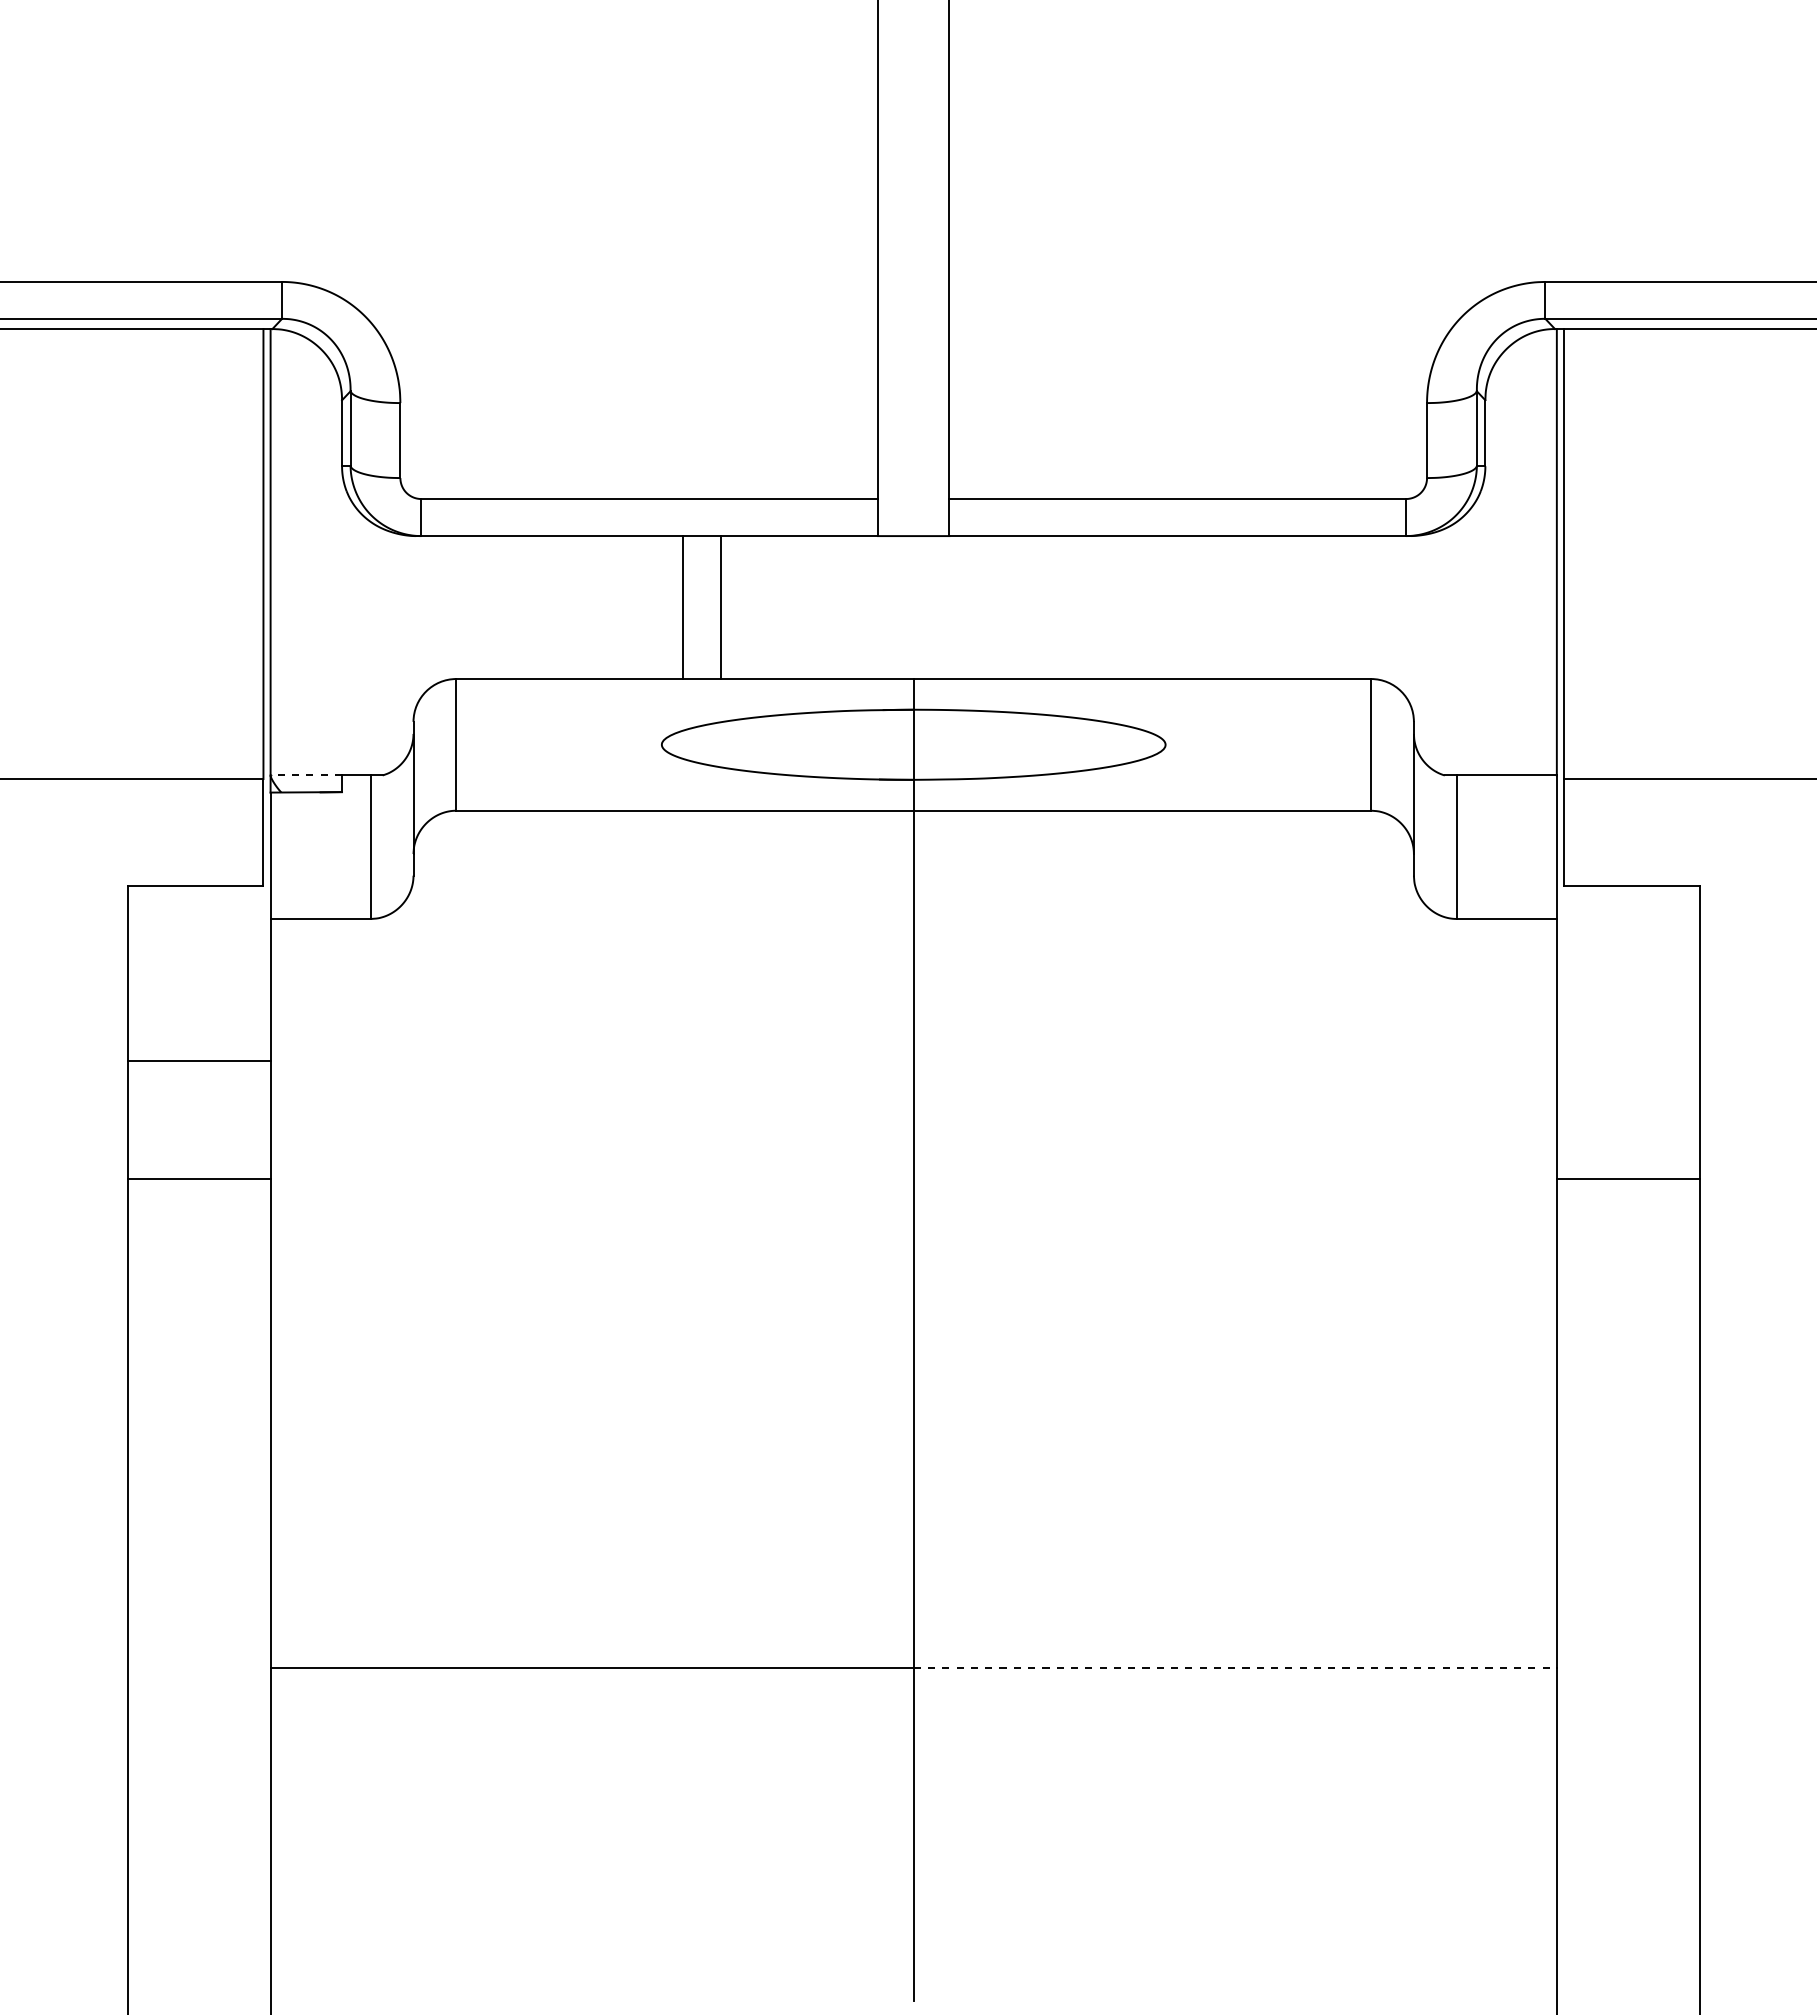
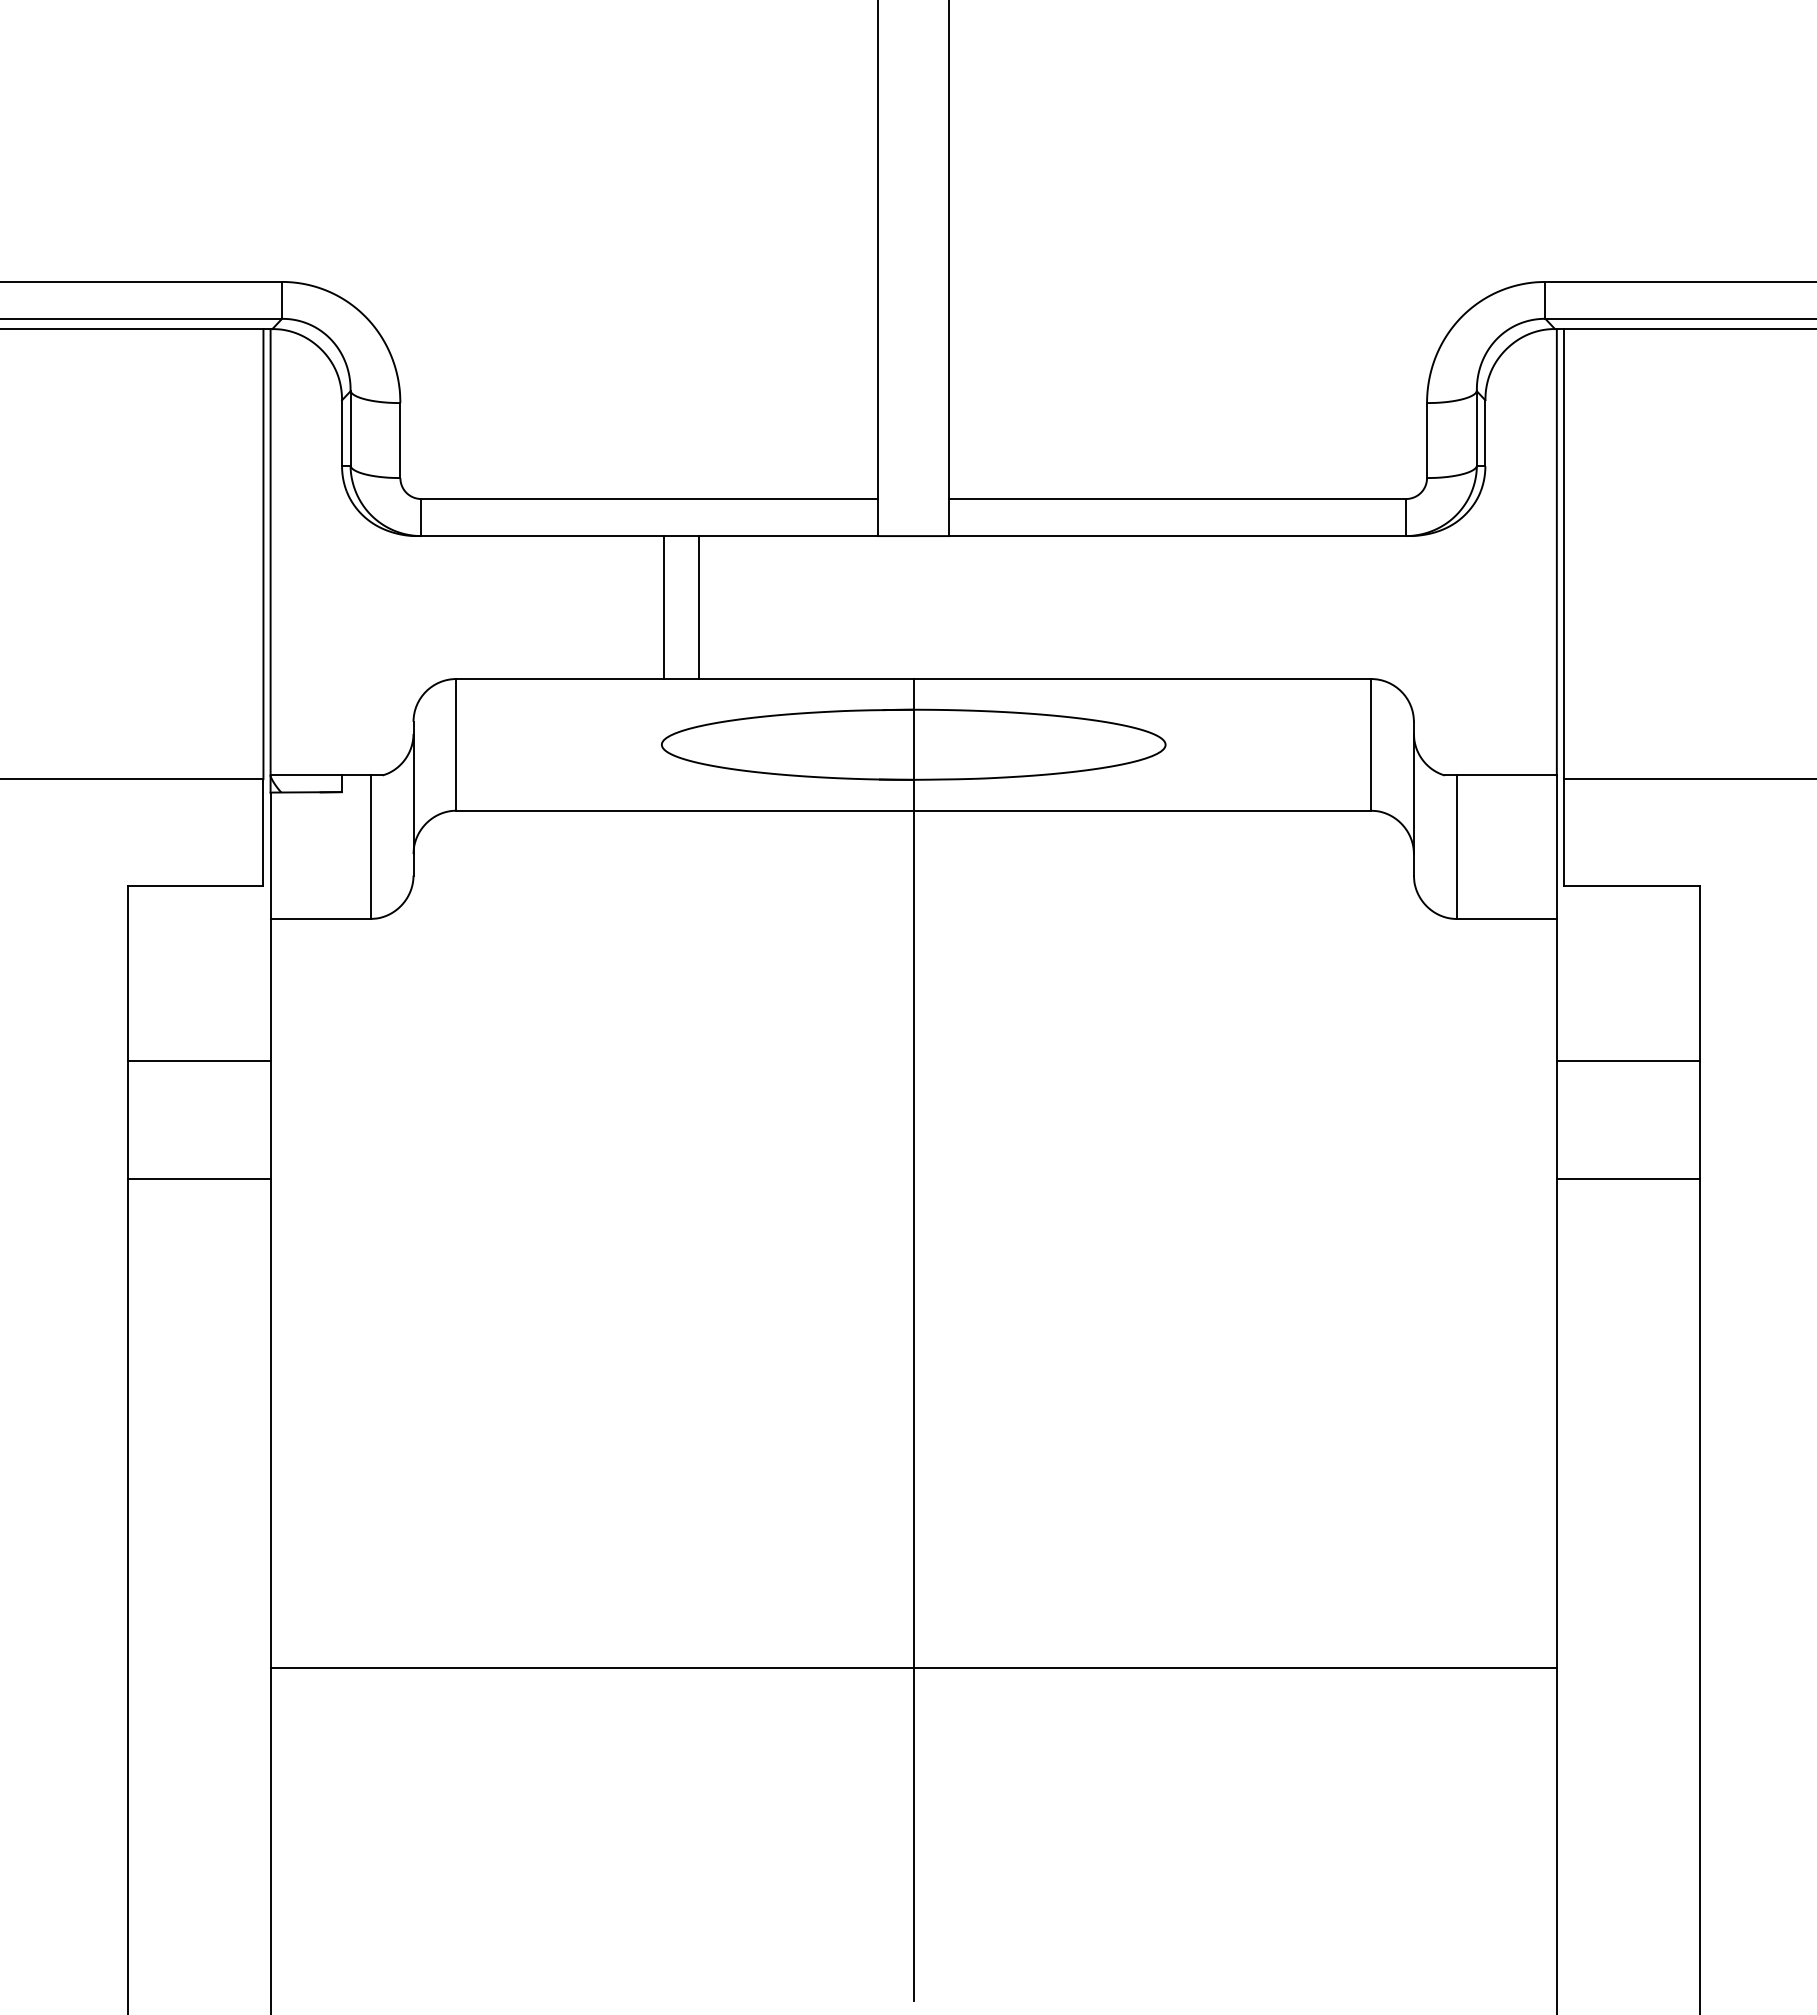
line position: (682, 607) -> (663, 607) (663, 607)
line position: (721, 607) -> (699, 607) (699, 607)
line: dashed -> solid (306, 775)
line: none -> present (1627, 1061)
line: dashed -> solid (1235, 1668)
